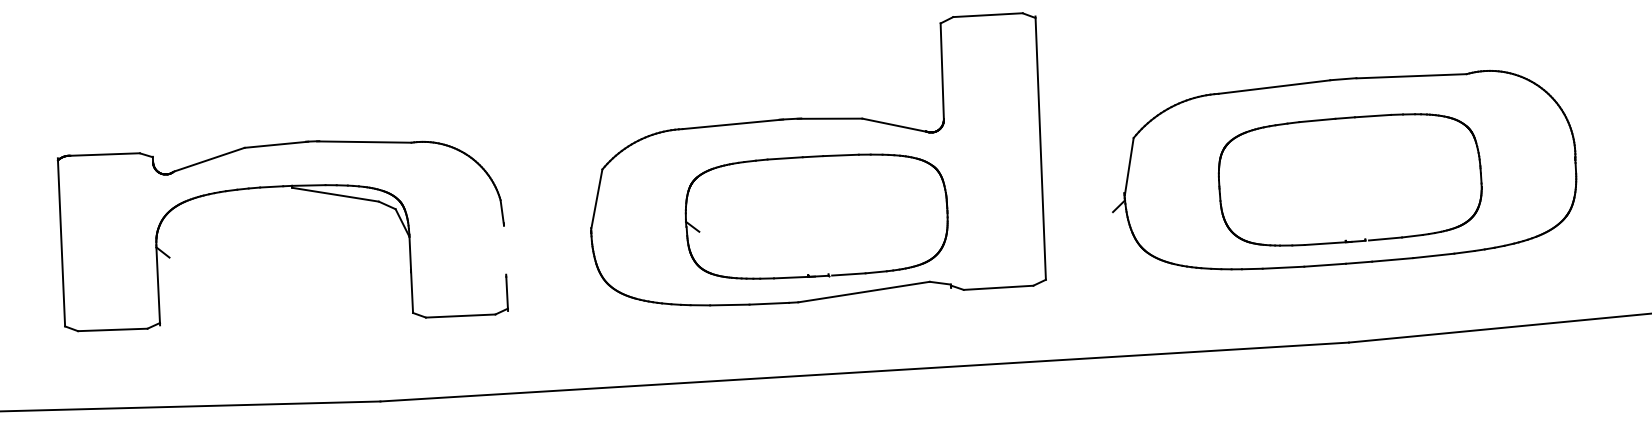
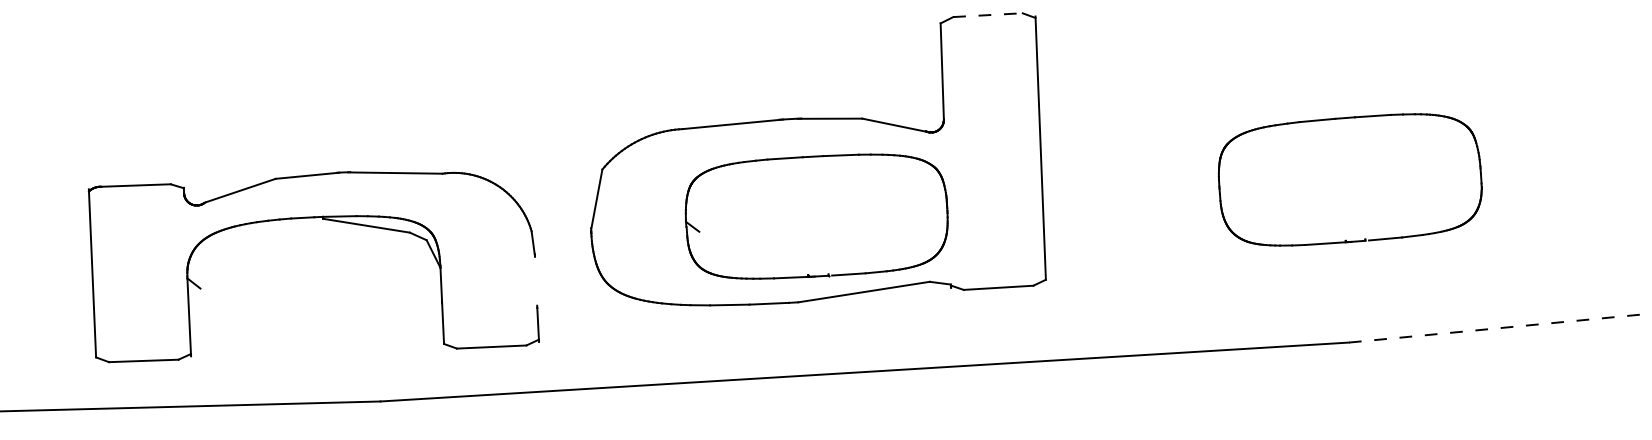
line: solid -> dashed (988, 15)
part: present -> none (1344, 169)
part position: (294, 189) -> (325, 220) (325, 220)
line: solid -> dashed (1500, 328)
